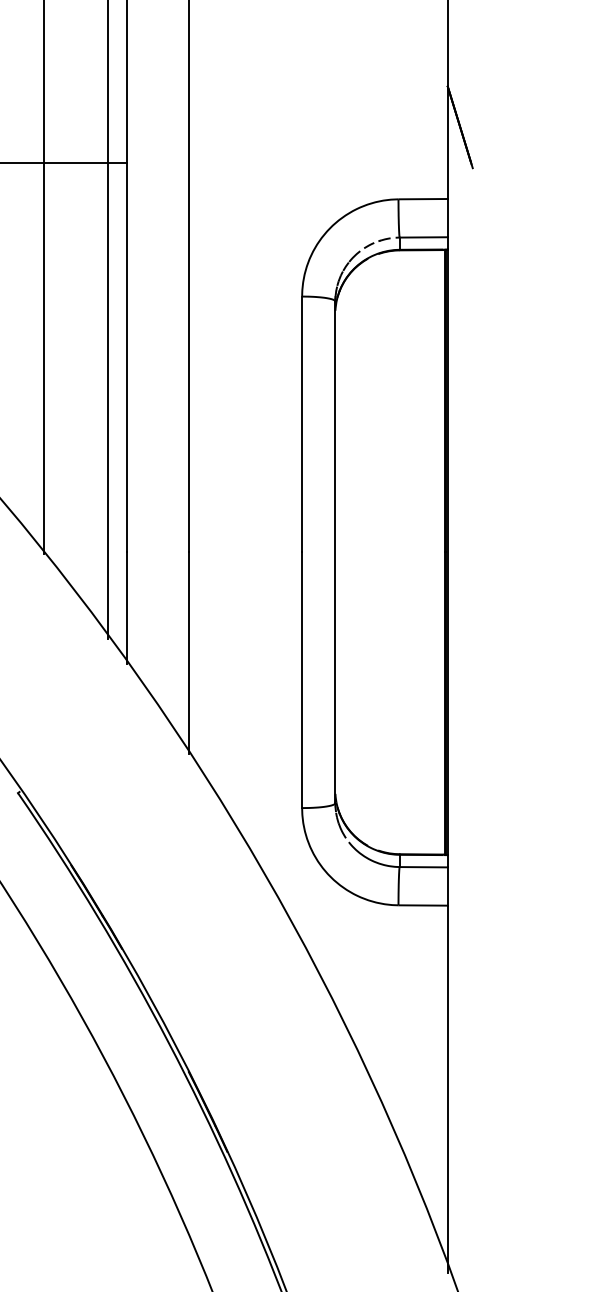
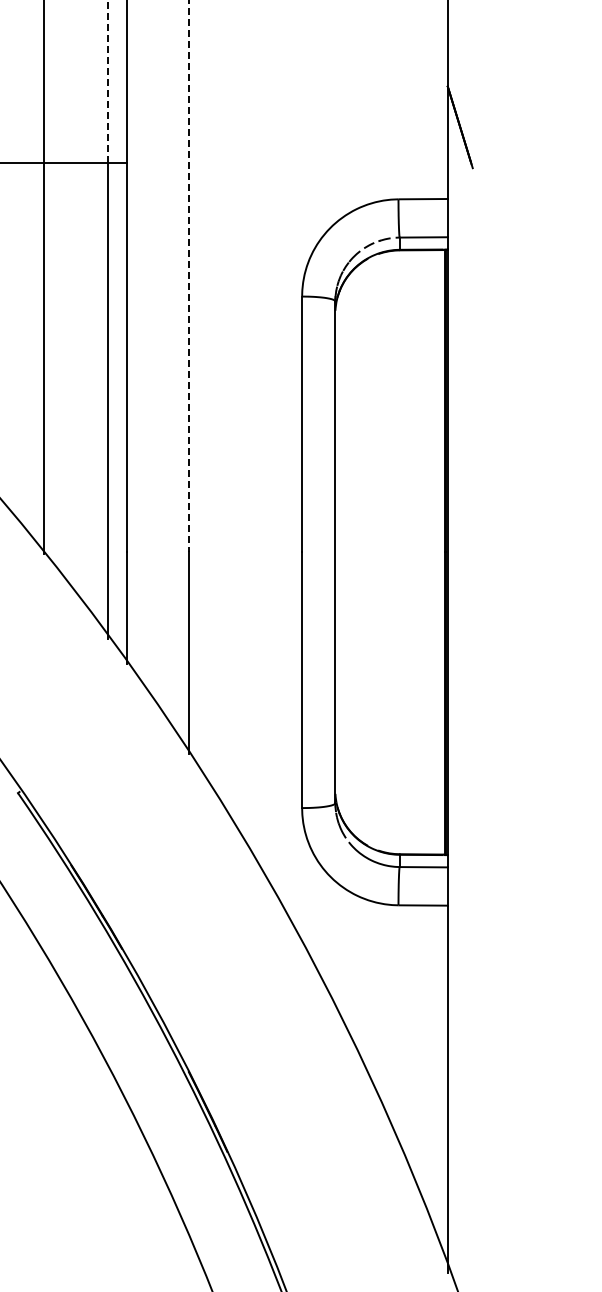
line: solid -> dashed (107, 80)
line: solid -> dashed (188, 276)
